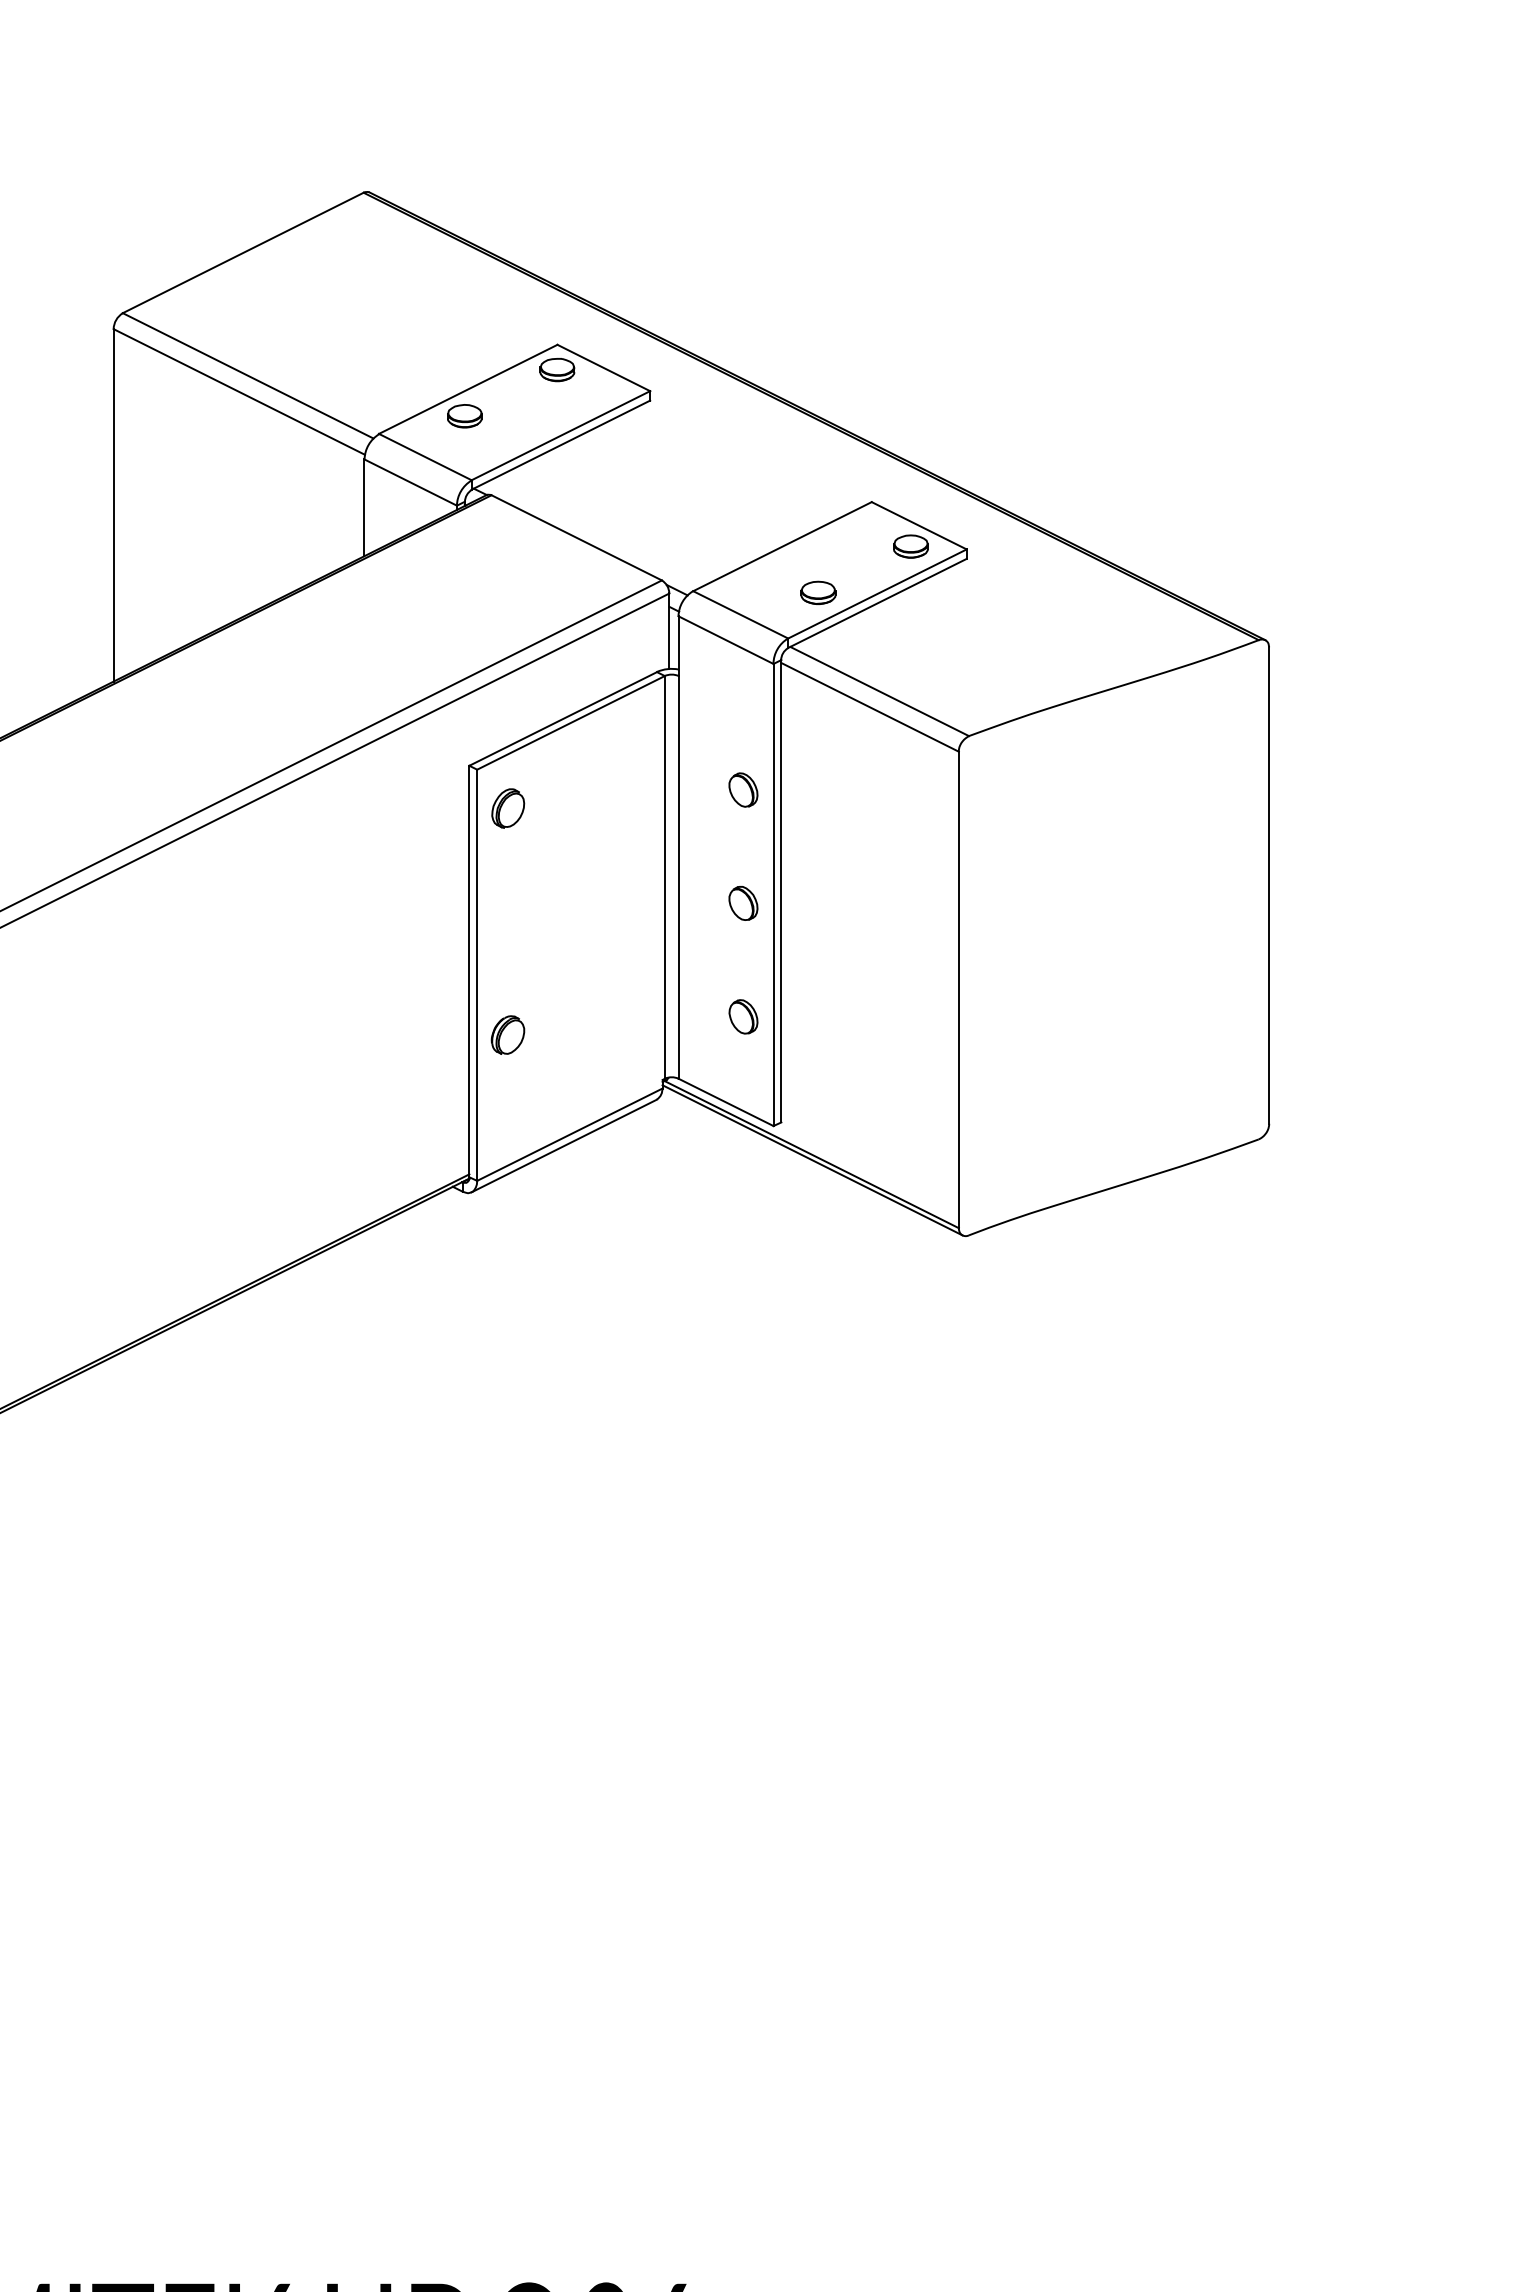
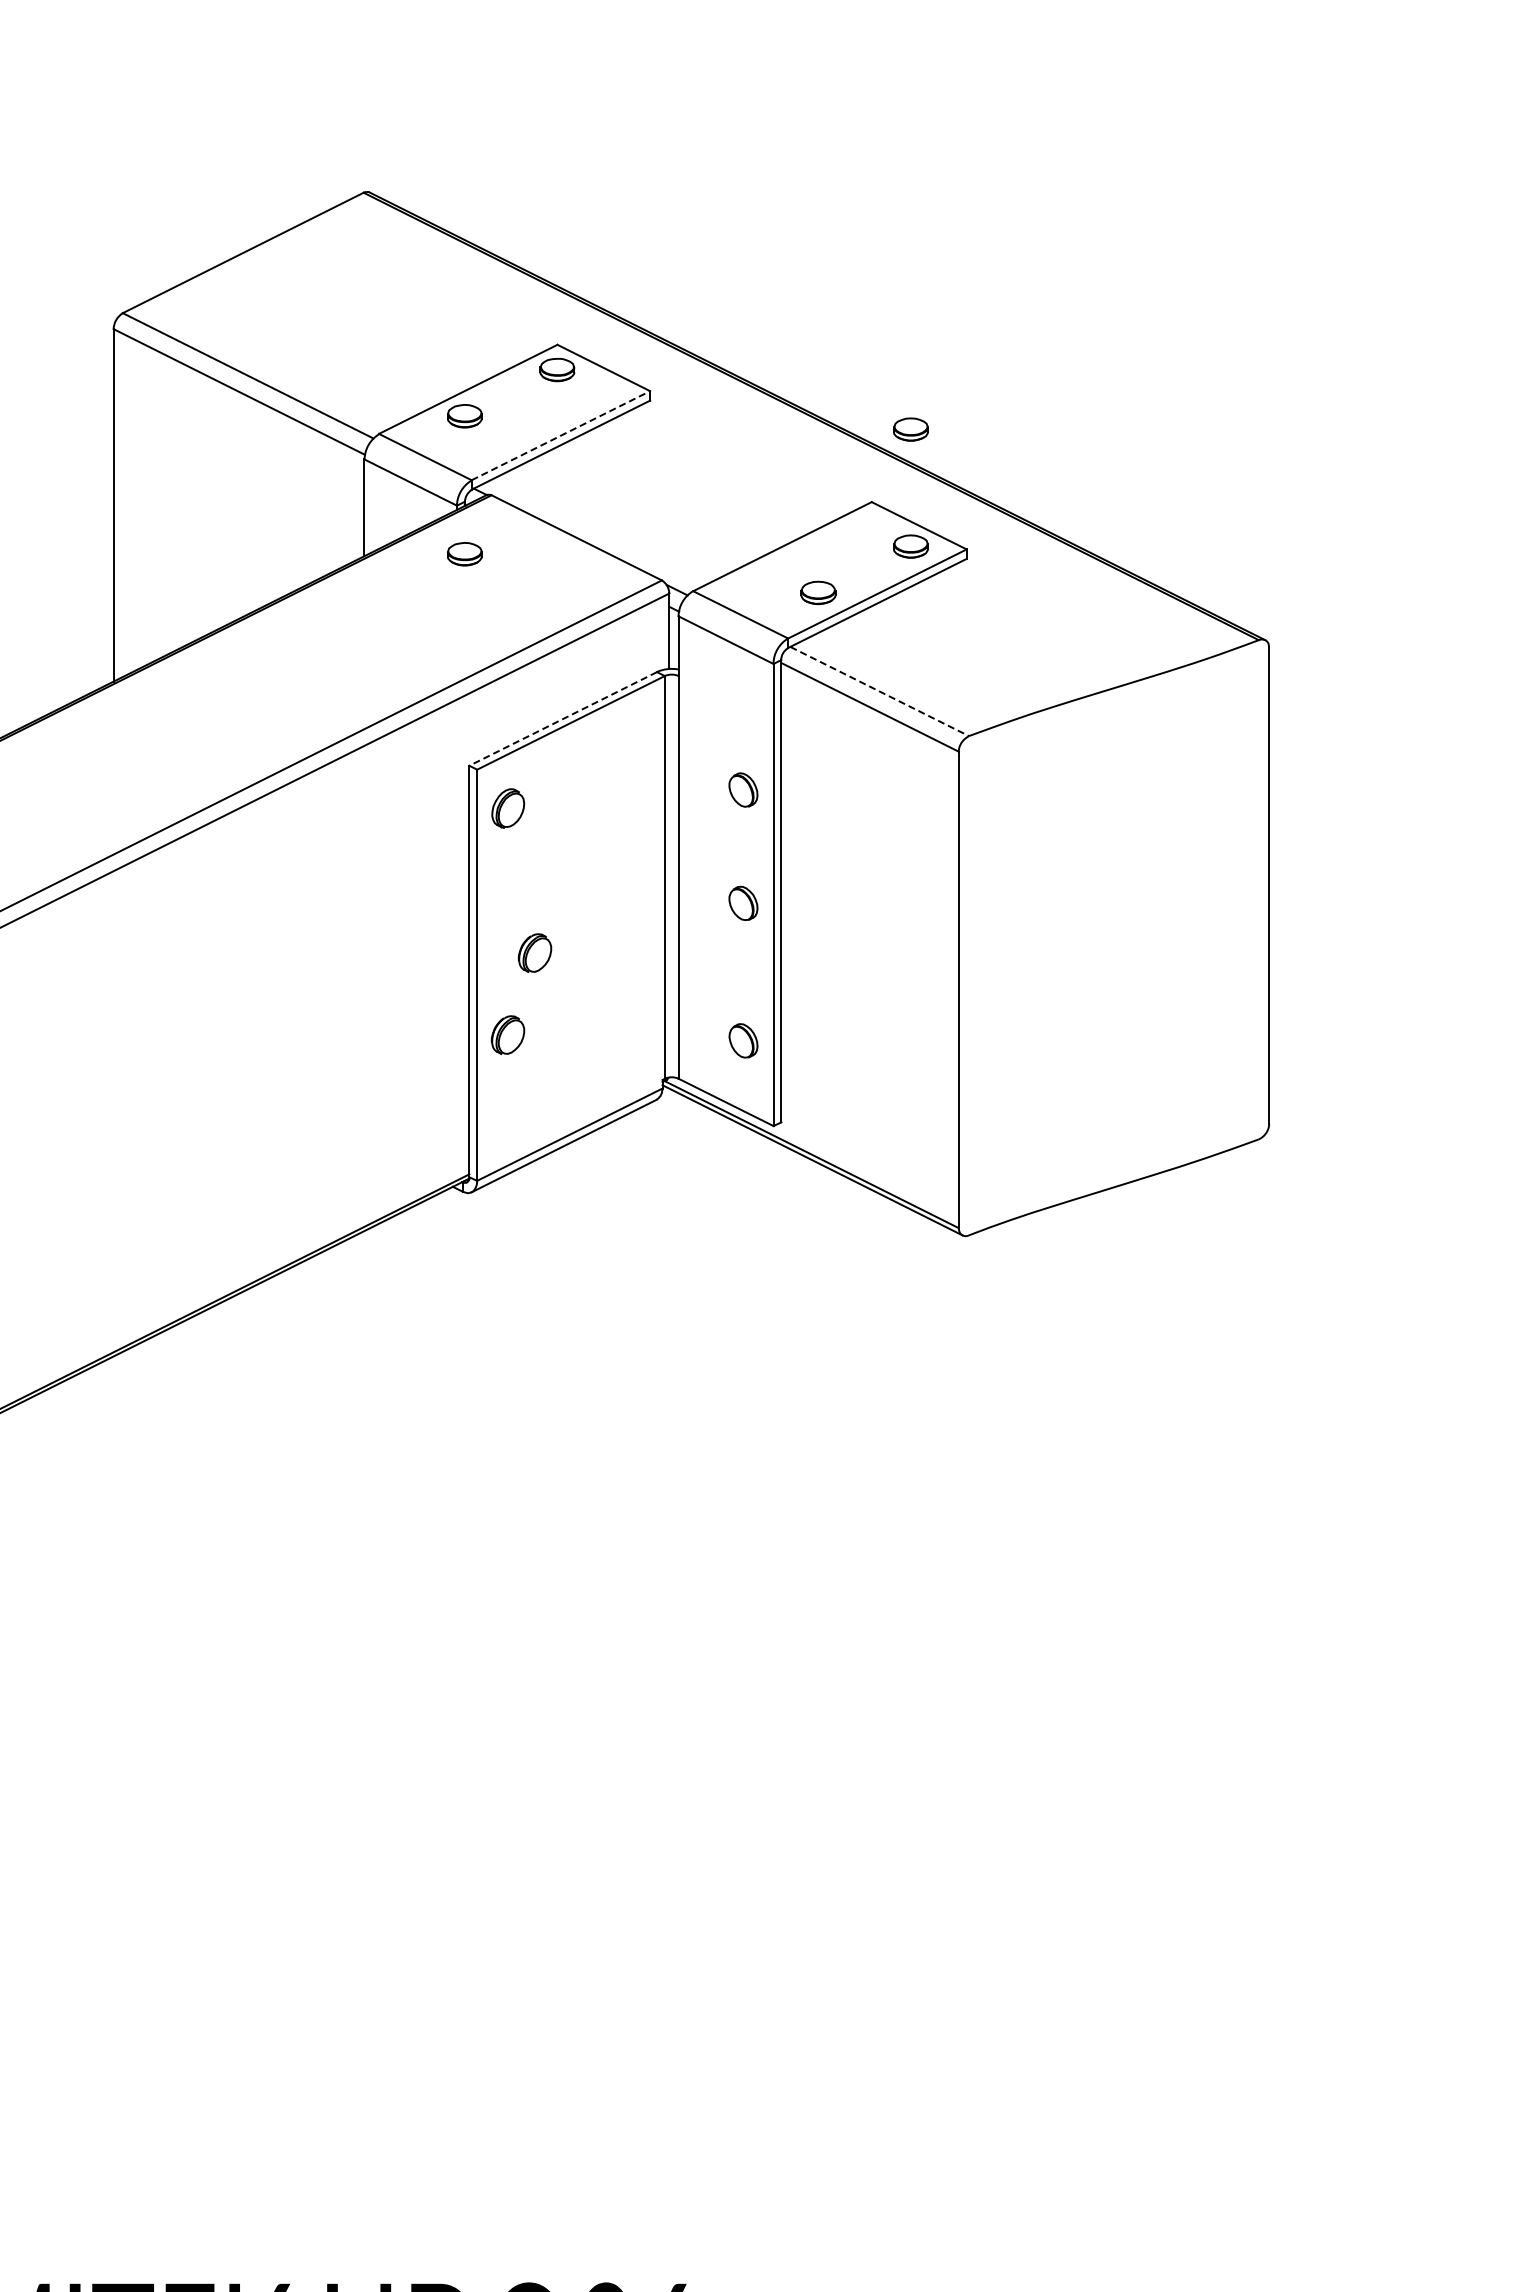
part: none -> present (910, 429)
line: solid -> dashed (560, 435)
part: none -> present (464, 554)
line: solid -> dashed (879, 691)
line: solid -> dashed (563, 718)
part: none -> present (534, 952)
part position: (743, 1016) -> (743, 1040) (743, 1040)
